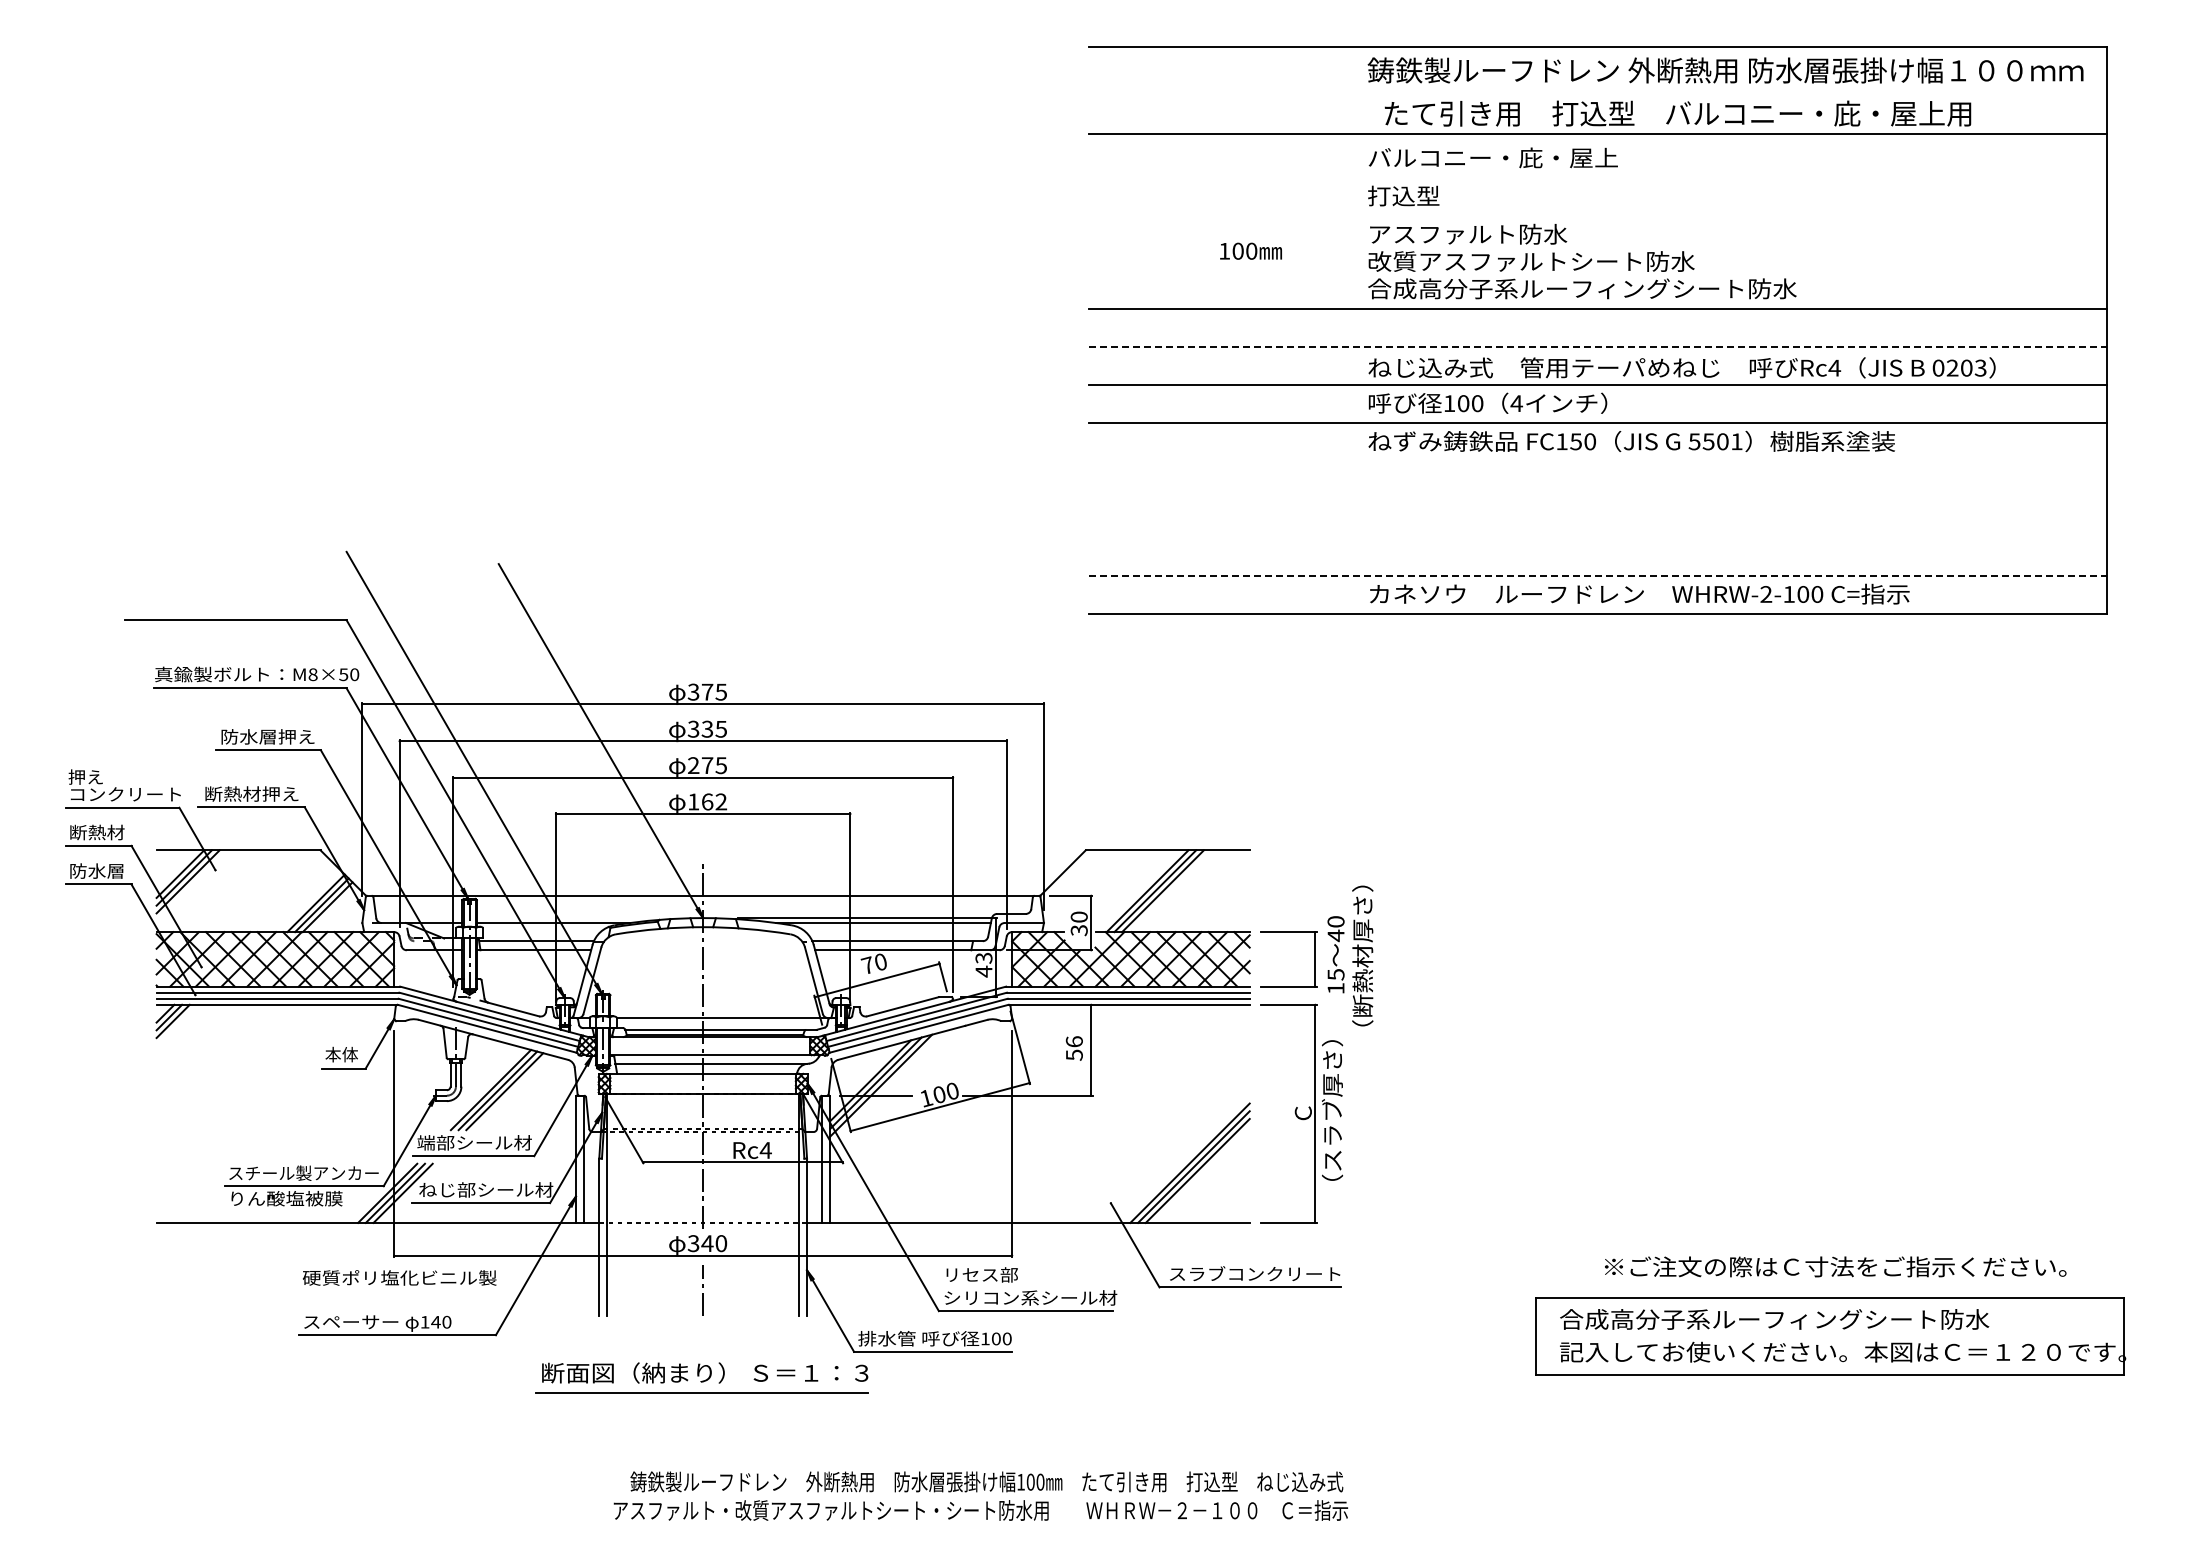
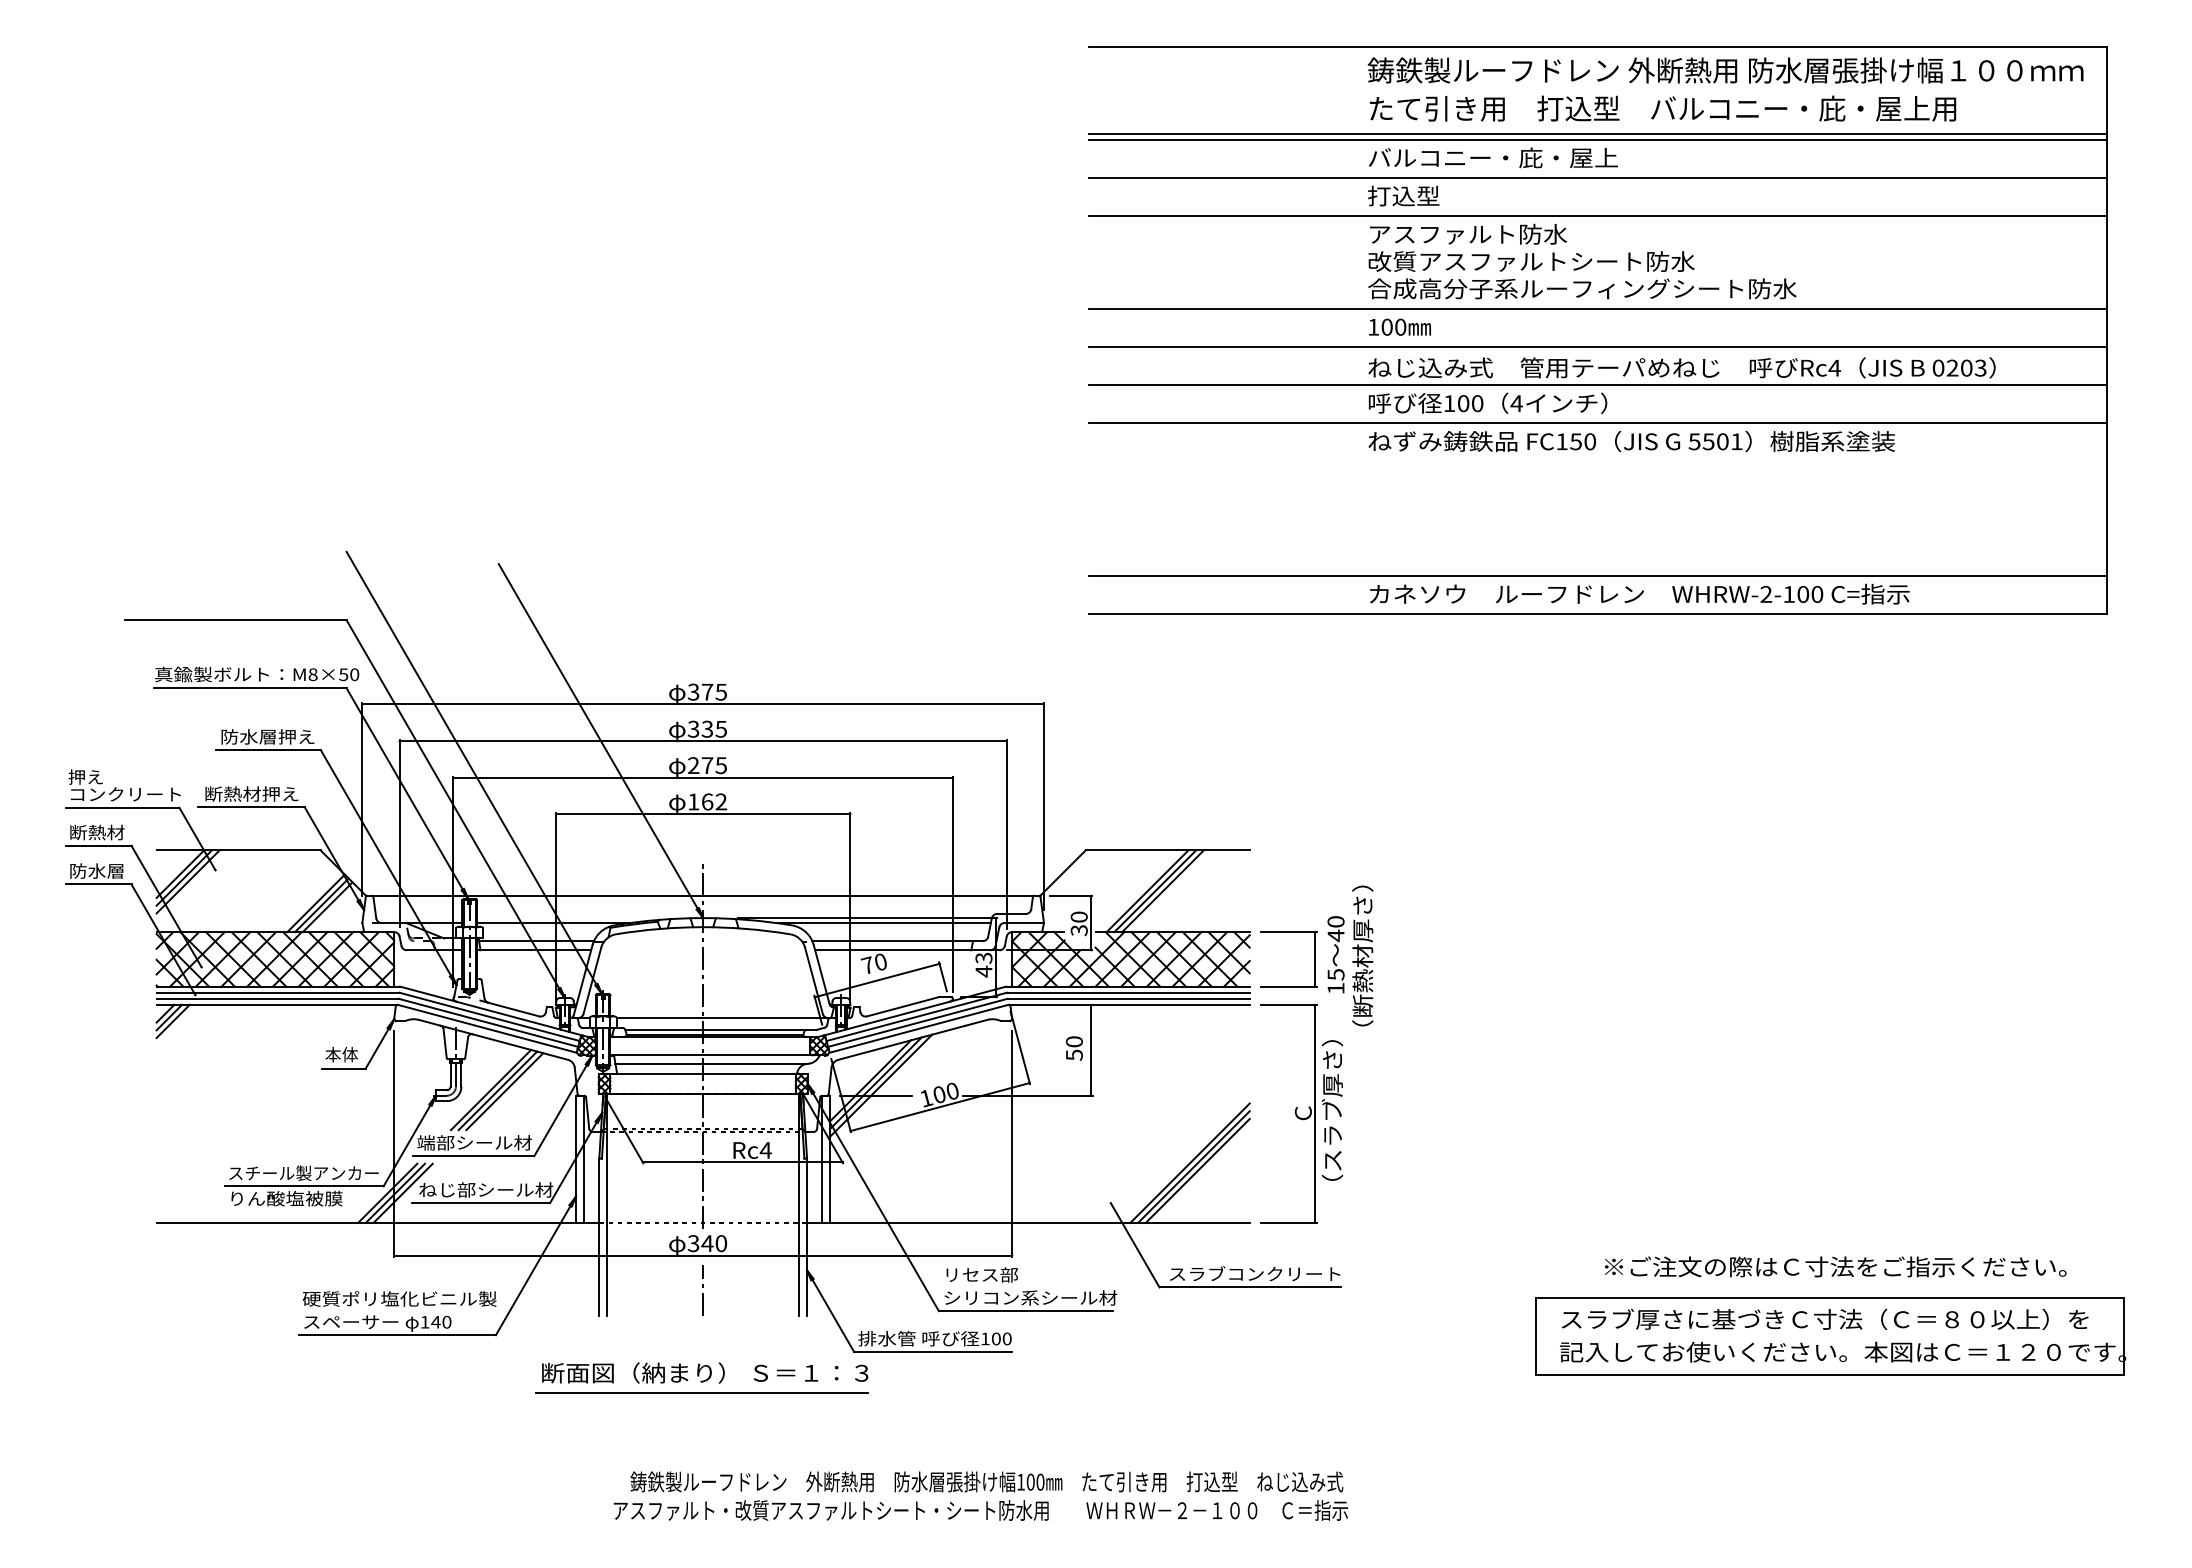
text position: (1677, 113) -> (1662, 108) (1662, 108)
line: none -> present (1598, 139)
line: none -> present (1598, 177)
line: none -> present (1598, 215)
text position: (1250, 250) -> (1399, 326) (1399, 326)
line: dashed -> solid (1598, 346)
line: dashed -> solid (1598, 575)
text: 56 -> 50 (1073, 1041)
text position: (399, 1277) -> (399, 1298) (399, 1298)
text: 合成高分子系ルーフィングシート防水 -> スラブ厚さに基づきＣ寸法（Ｃ＝８０以上）を (1824, 1318)
